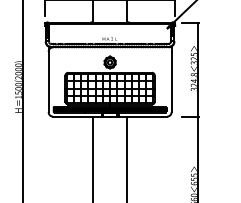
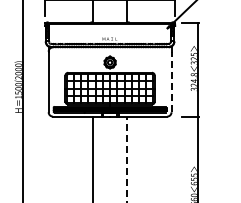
line: solid -> dashed (171, 81)
line: solid -> dashed (127, 159)
